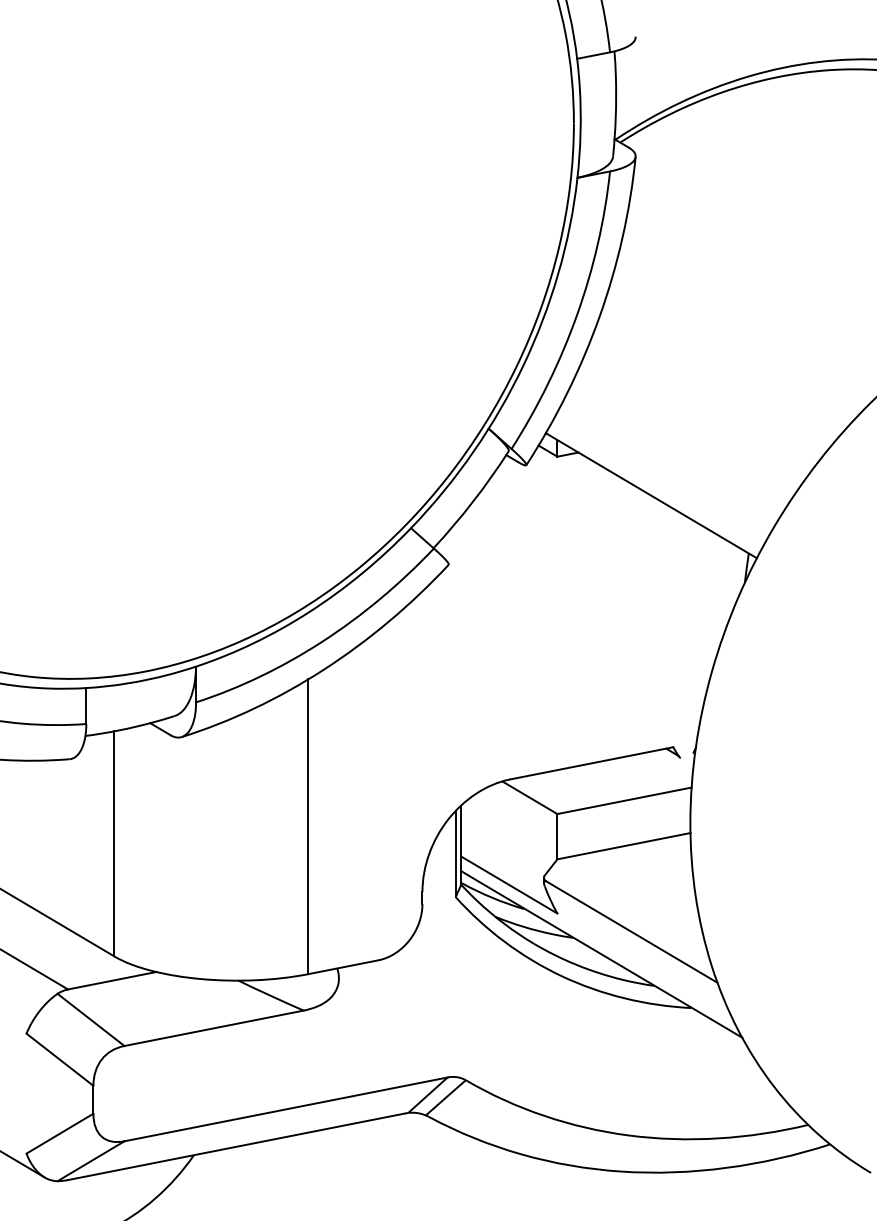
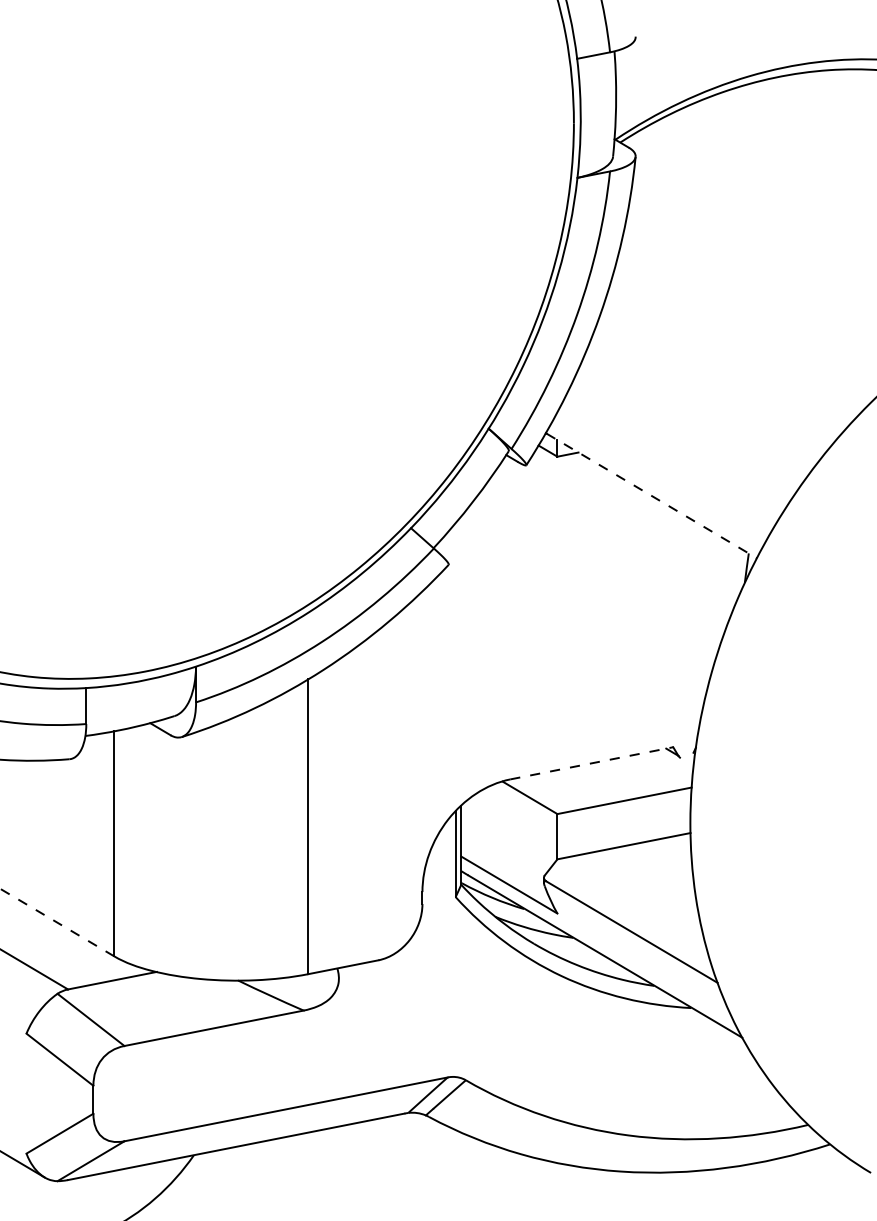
line: solid -> dashed (652, 496)
line: solid -> dashed (592, 763)
line: solid -> dashed (57, 922)
